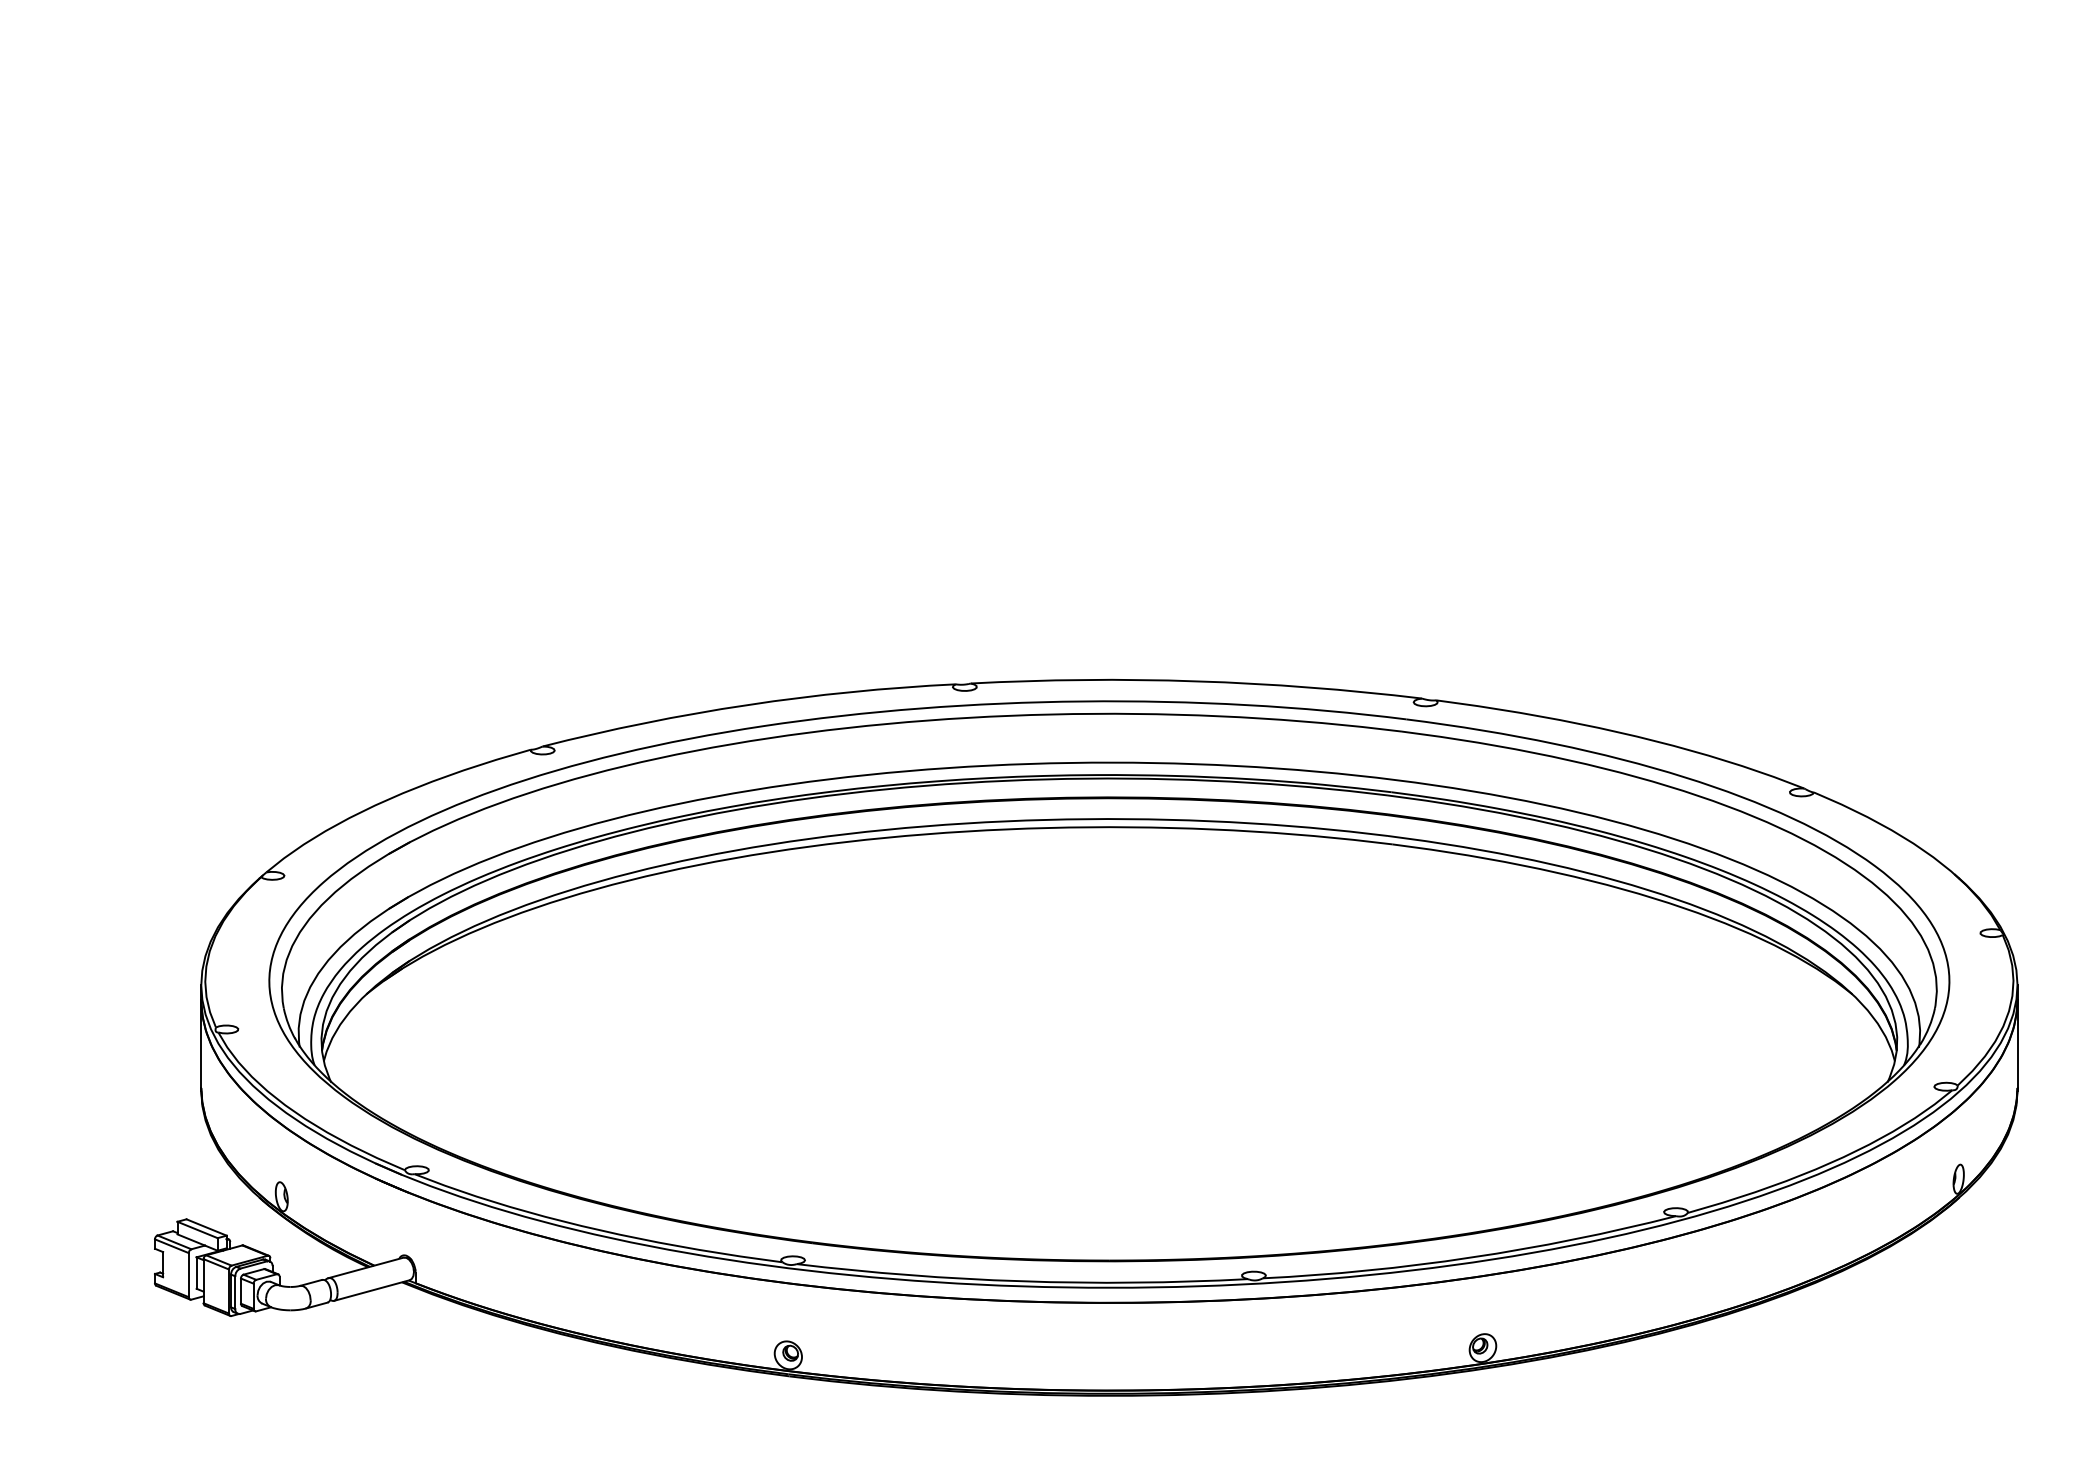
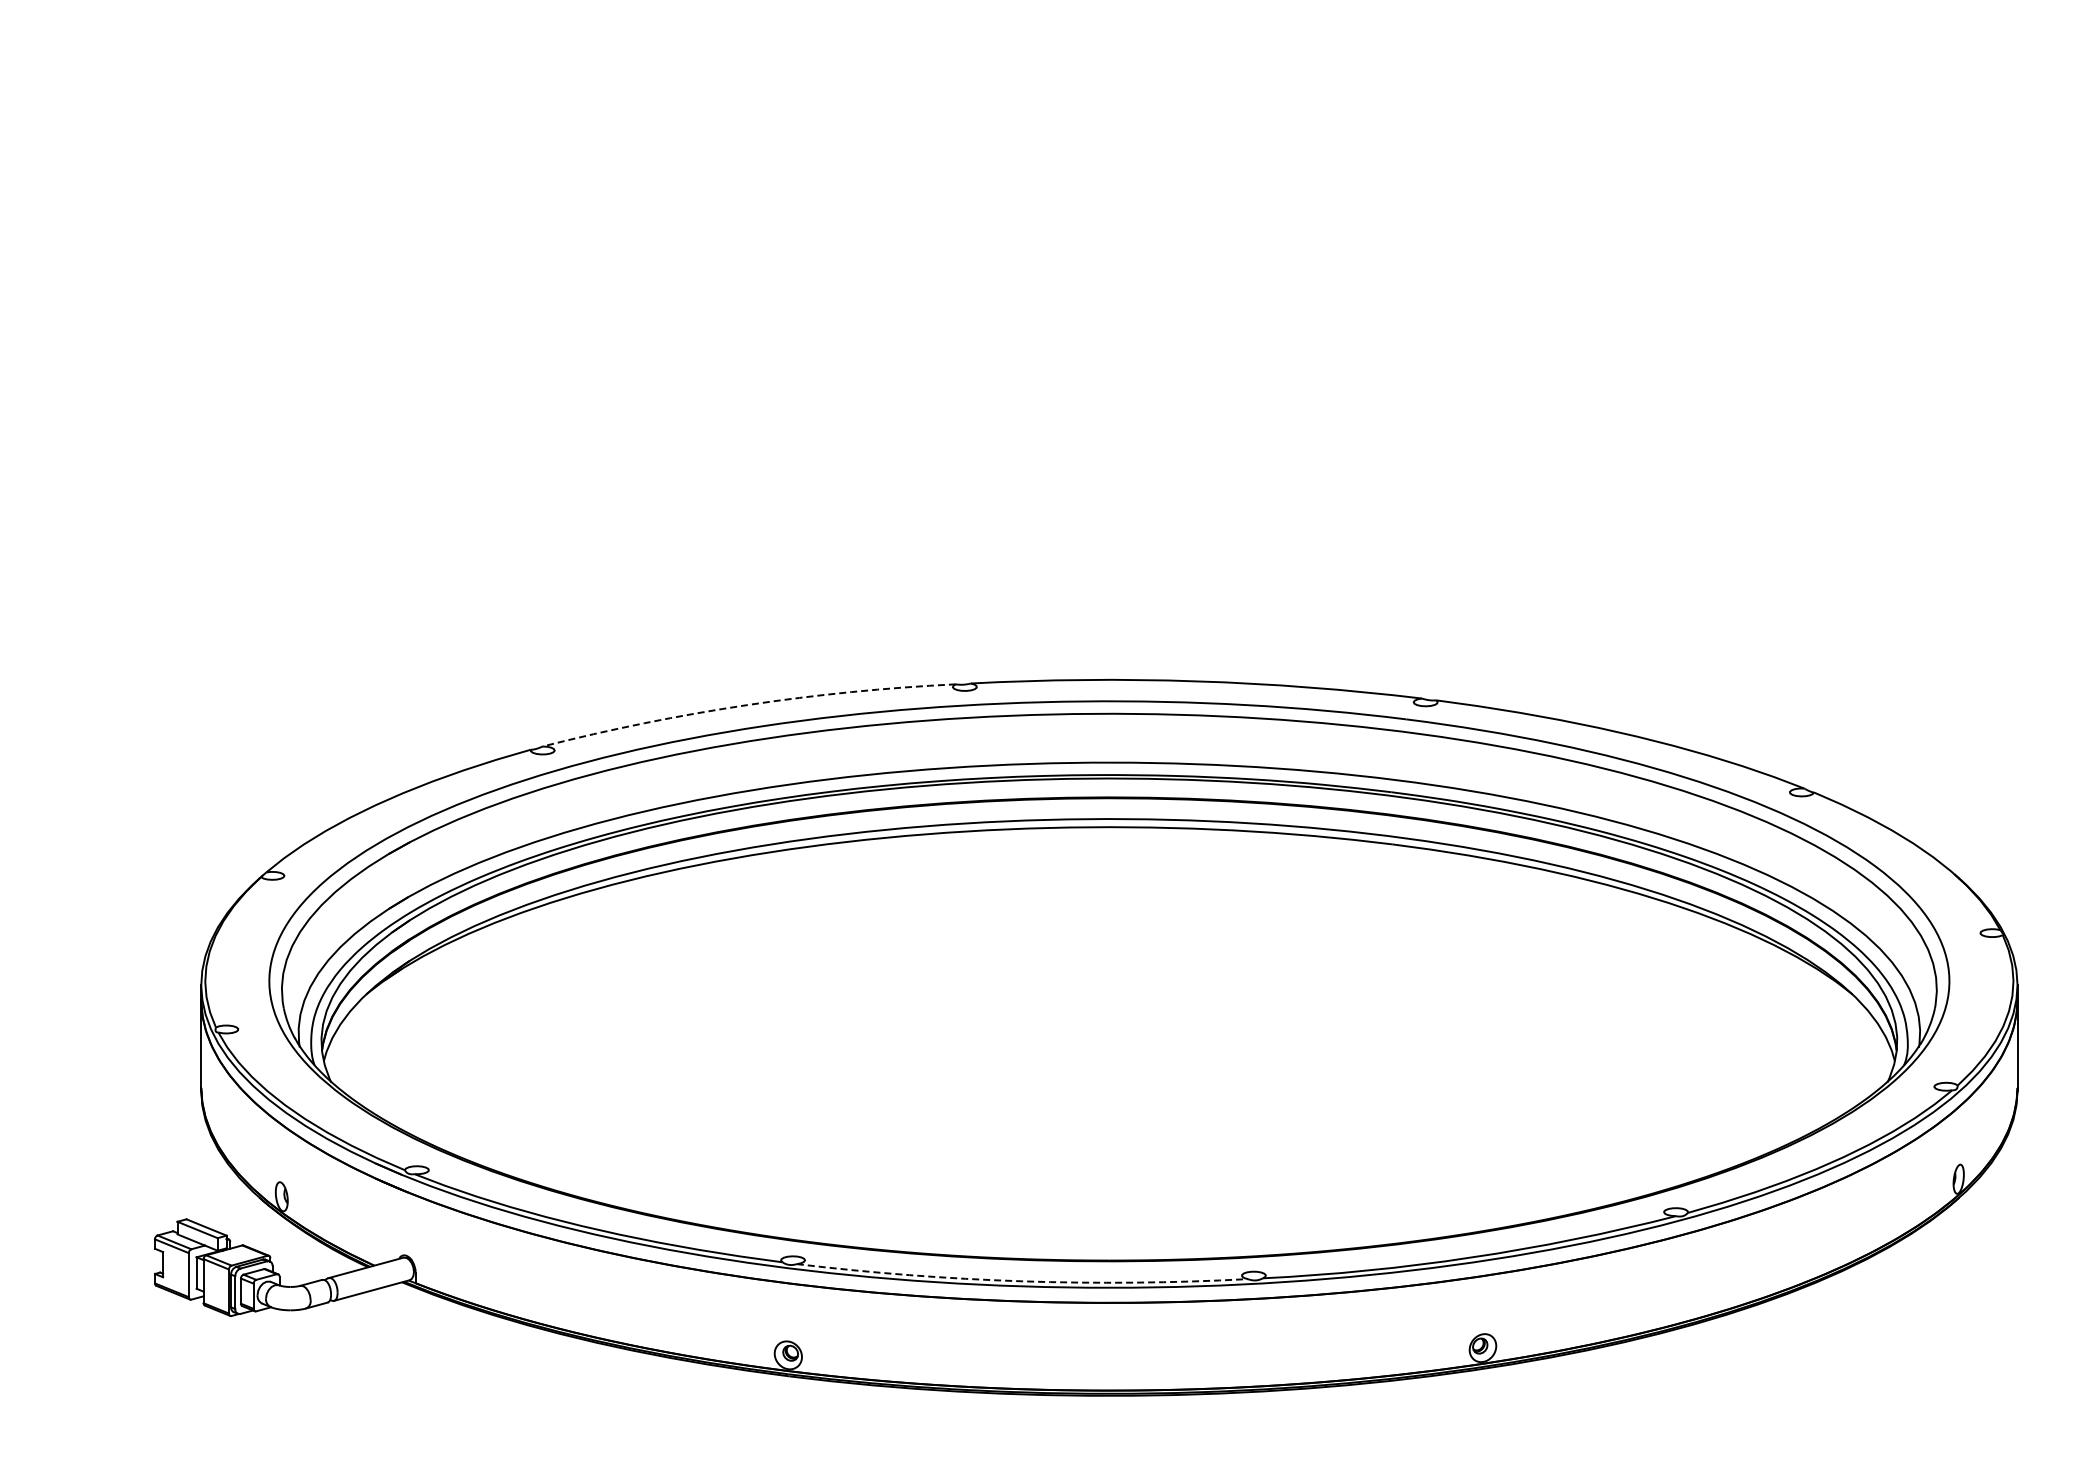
arc: solid -> dashed (747, 705)
arc: solid -> dashed (1022, 1281)
